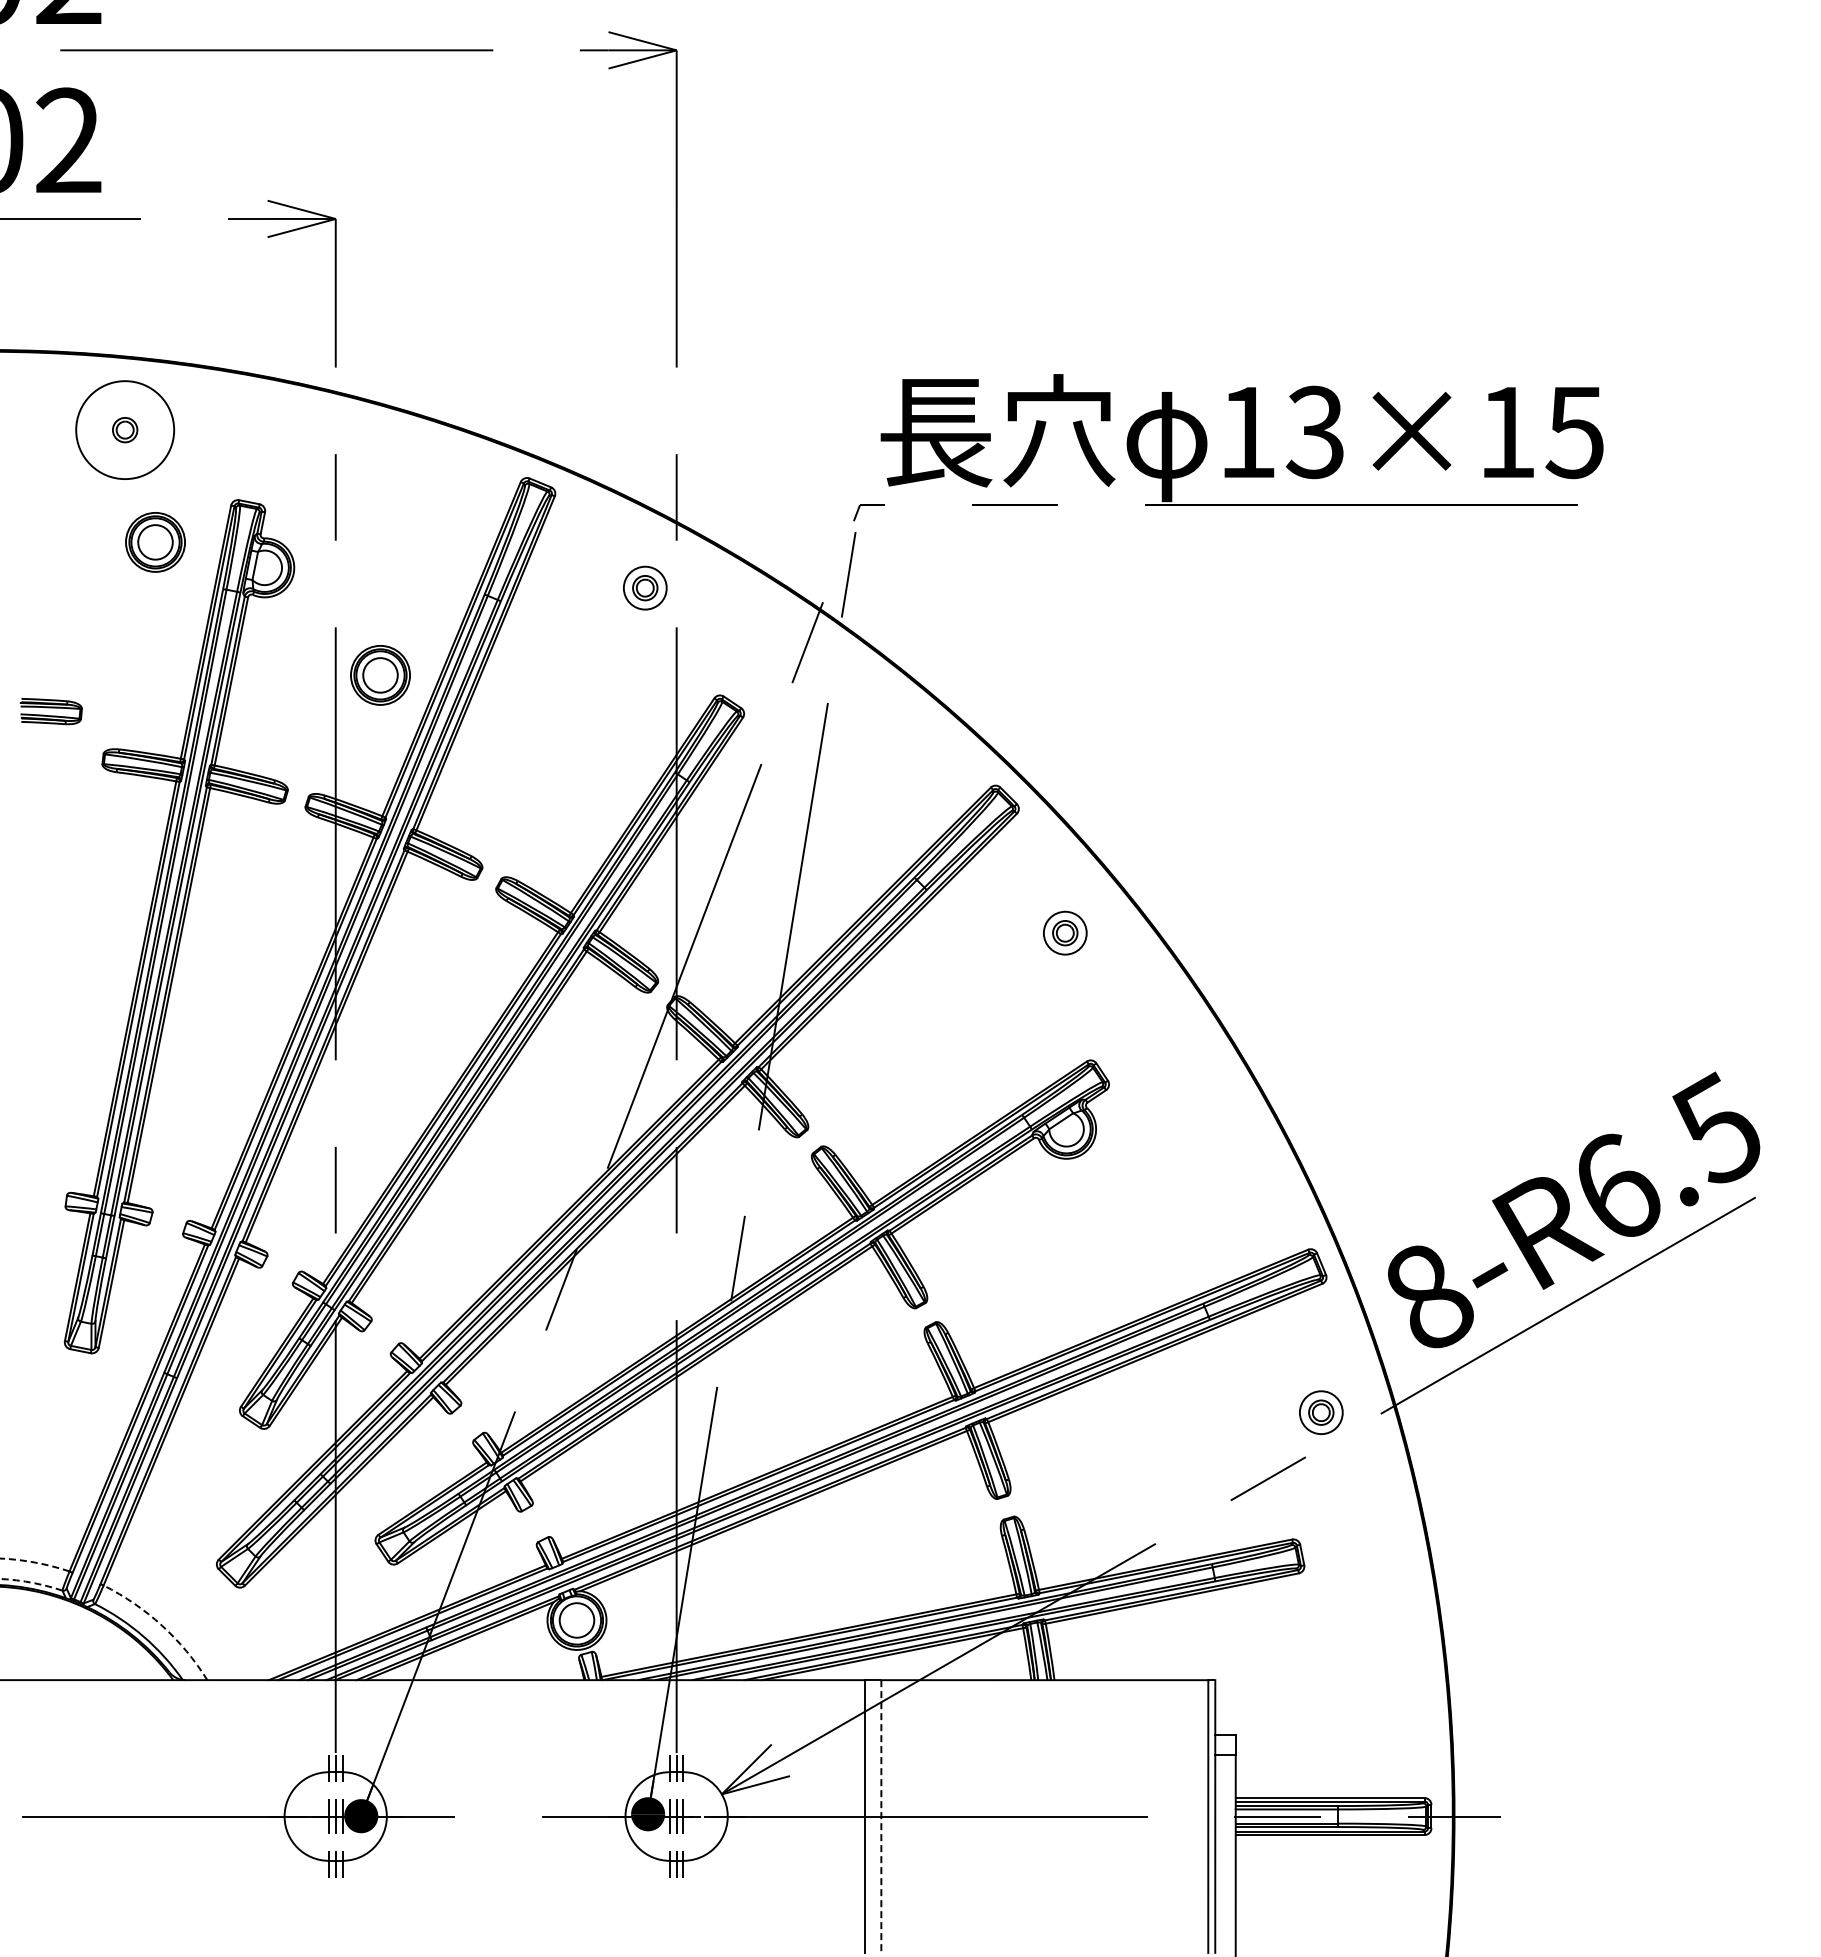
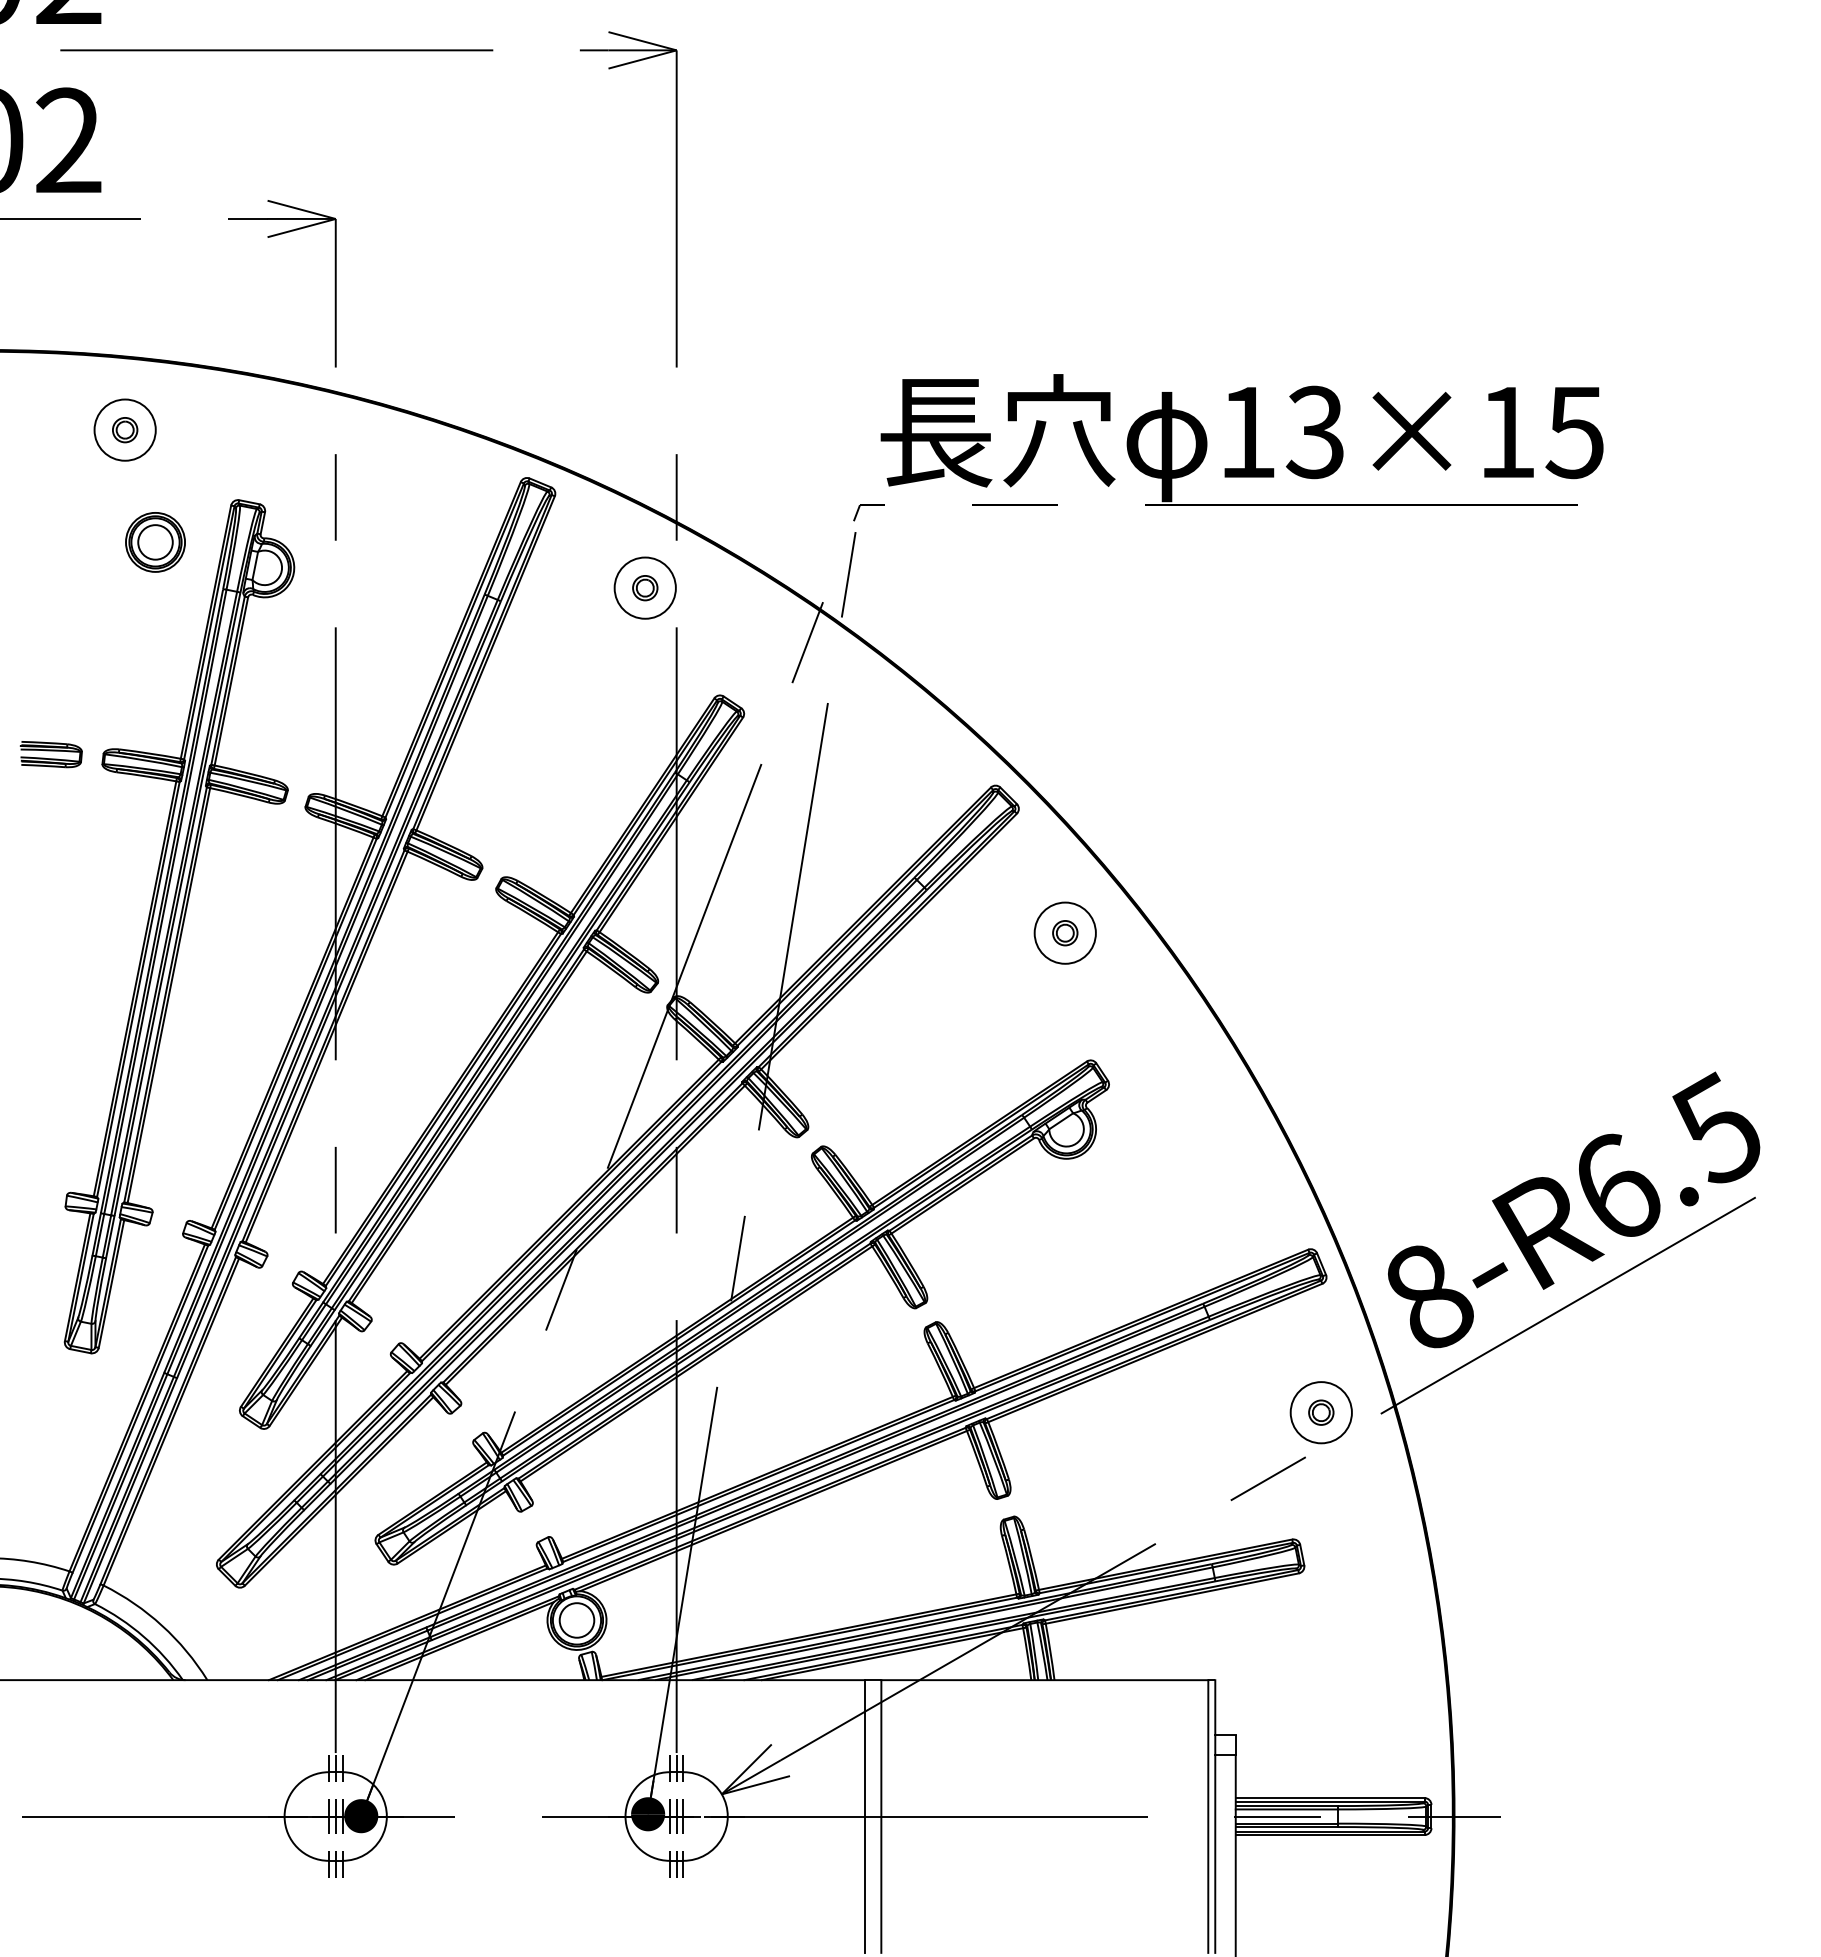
circle diameter: 98 px -> 61 px (124, 429)
circle diameter: 43 px -> 61 px (644, 587)
part: present -> none (380, 675)
part position: (50, 711) -> (50, 754) (50, 754)
circle diameter: 43 px -> 61 px (1064, 932)
circle diameter: 43 px -> 61 px (1320, 1412)
arc: dashed -> solid (34, 1562)
arc: dashed -> solid (31, 1582)
arc: dashed -> solid (162, 1625)
line: dashed -> solid (881, 1817)
